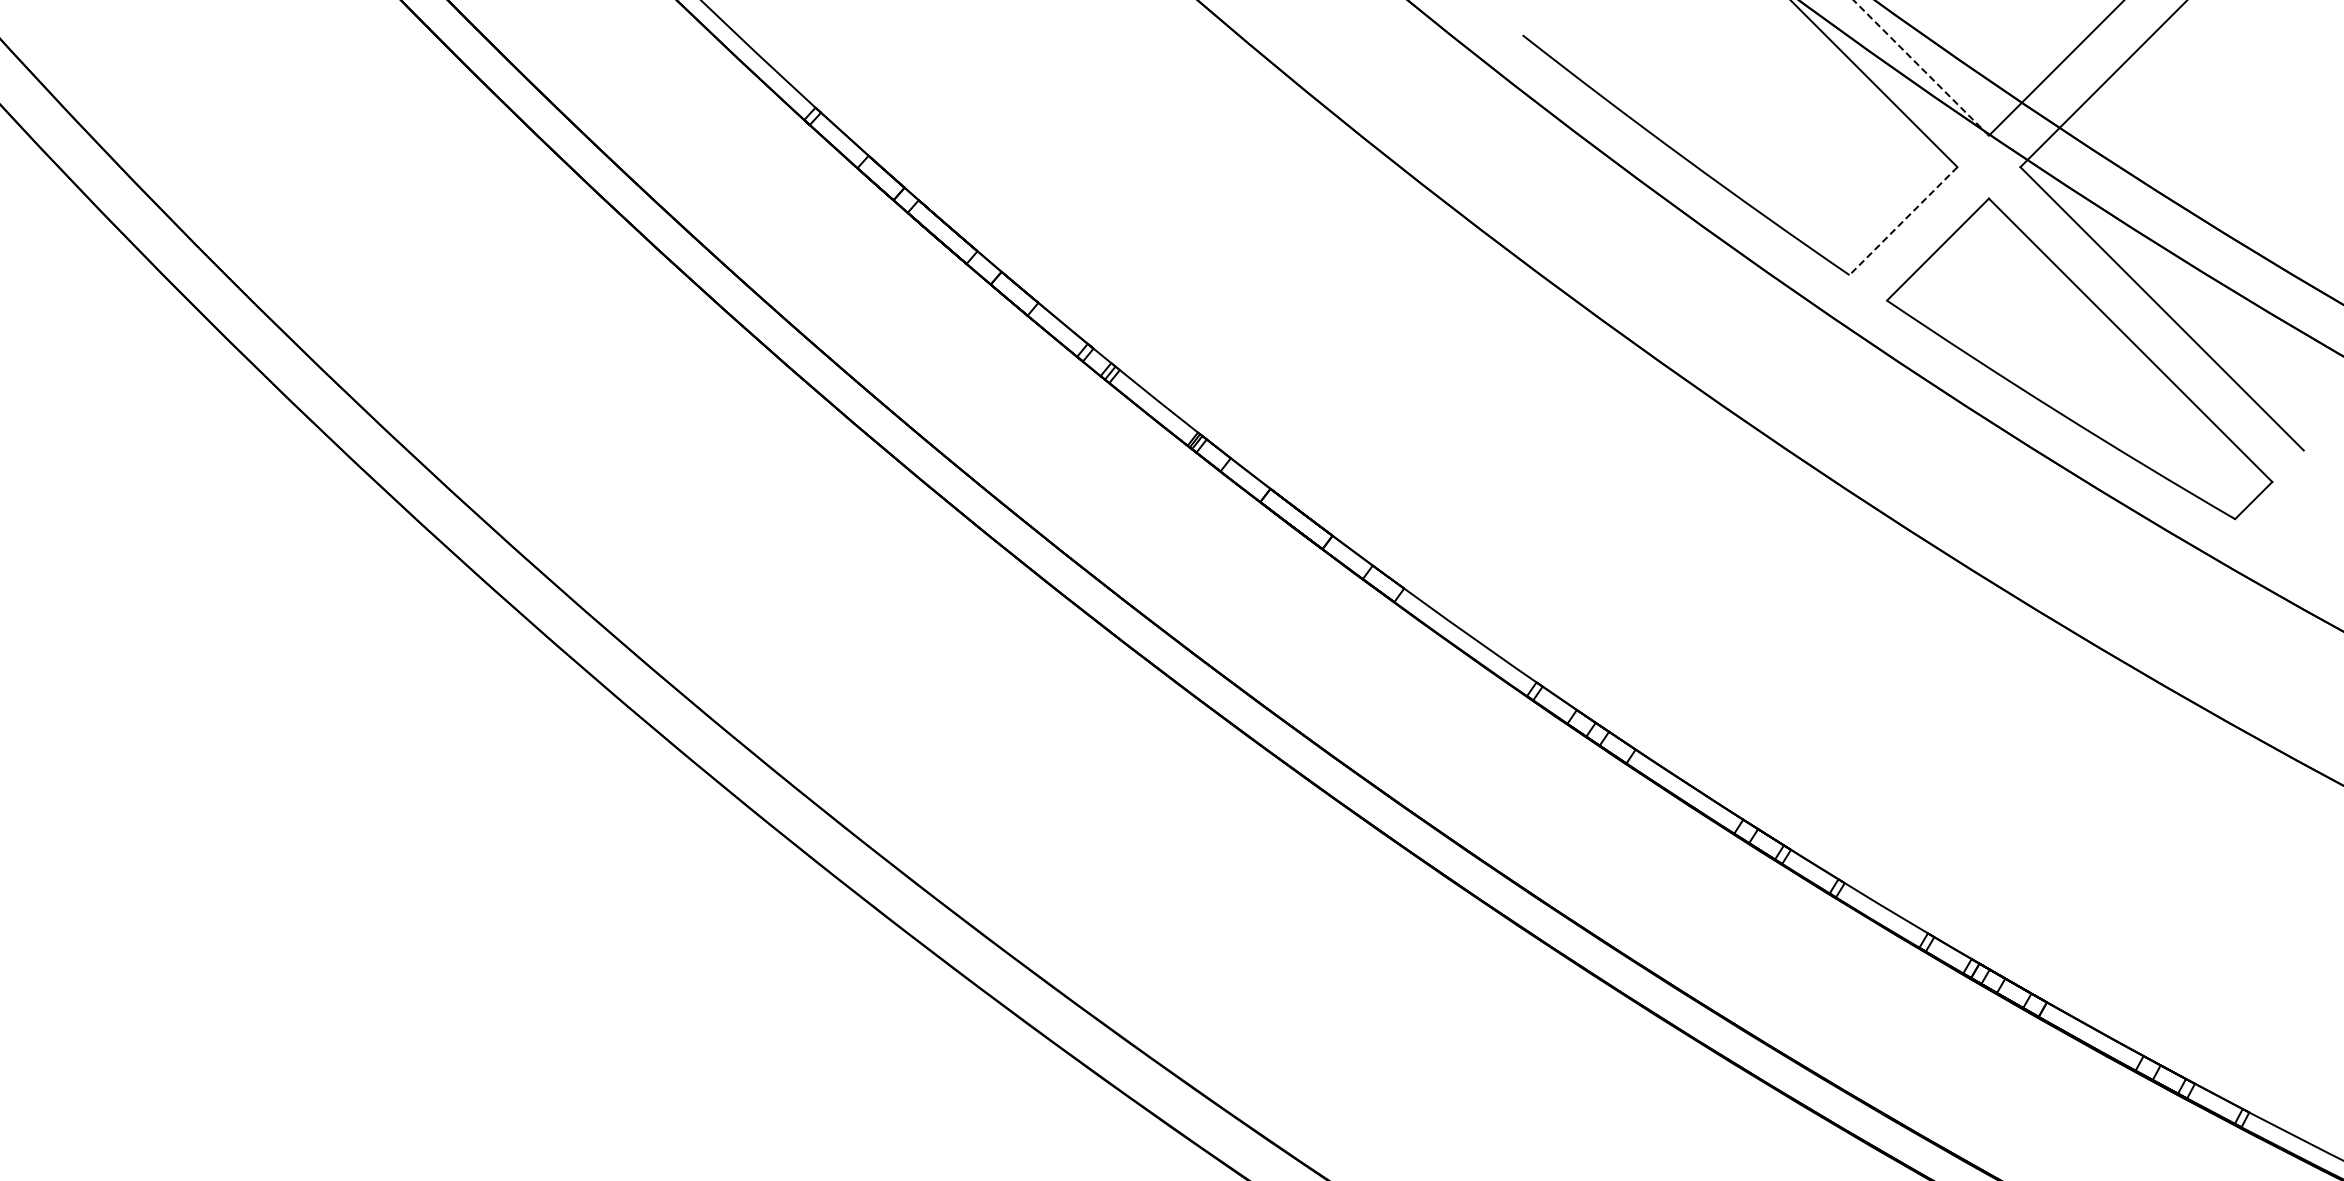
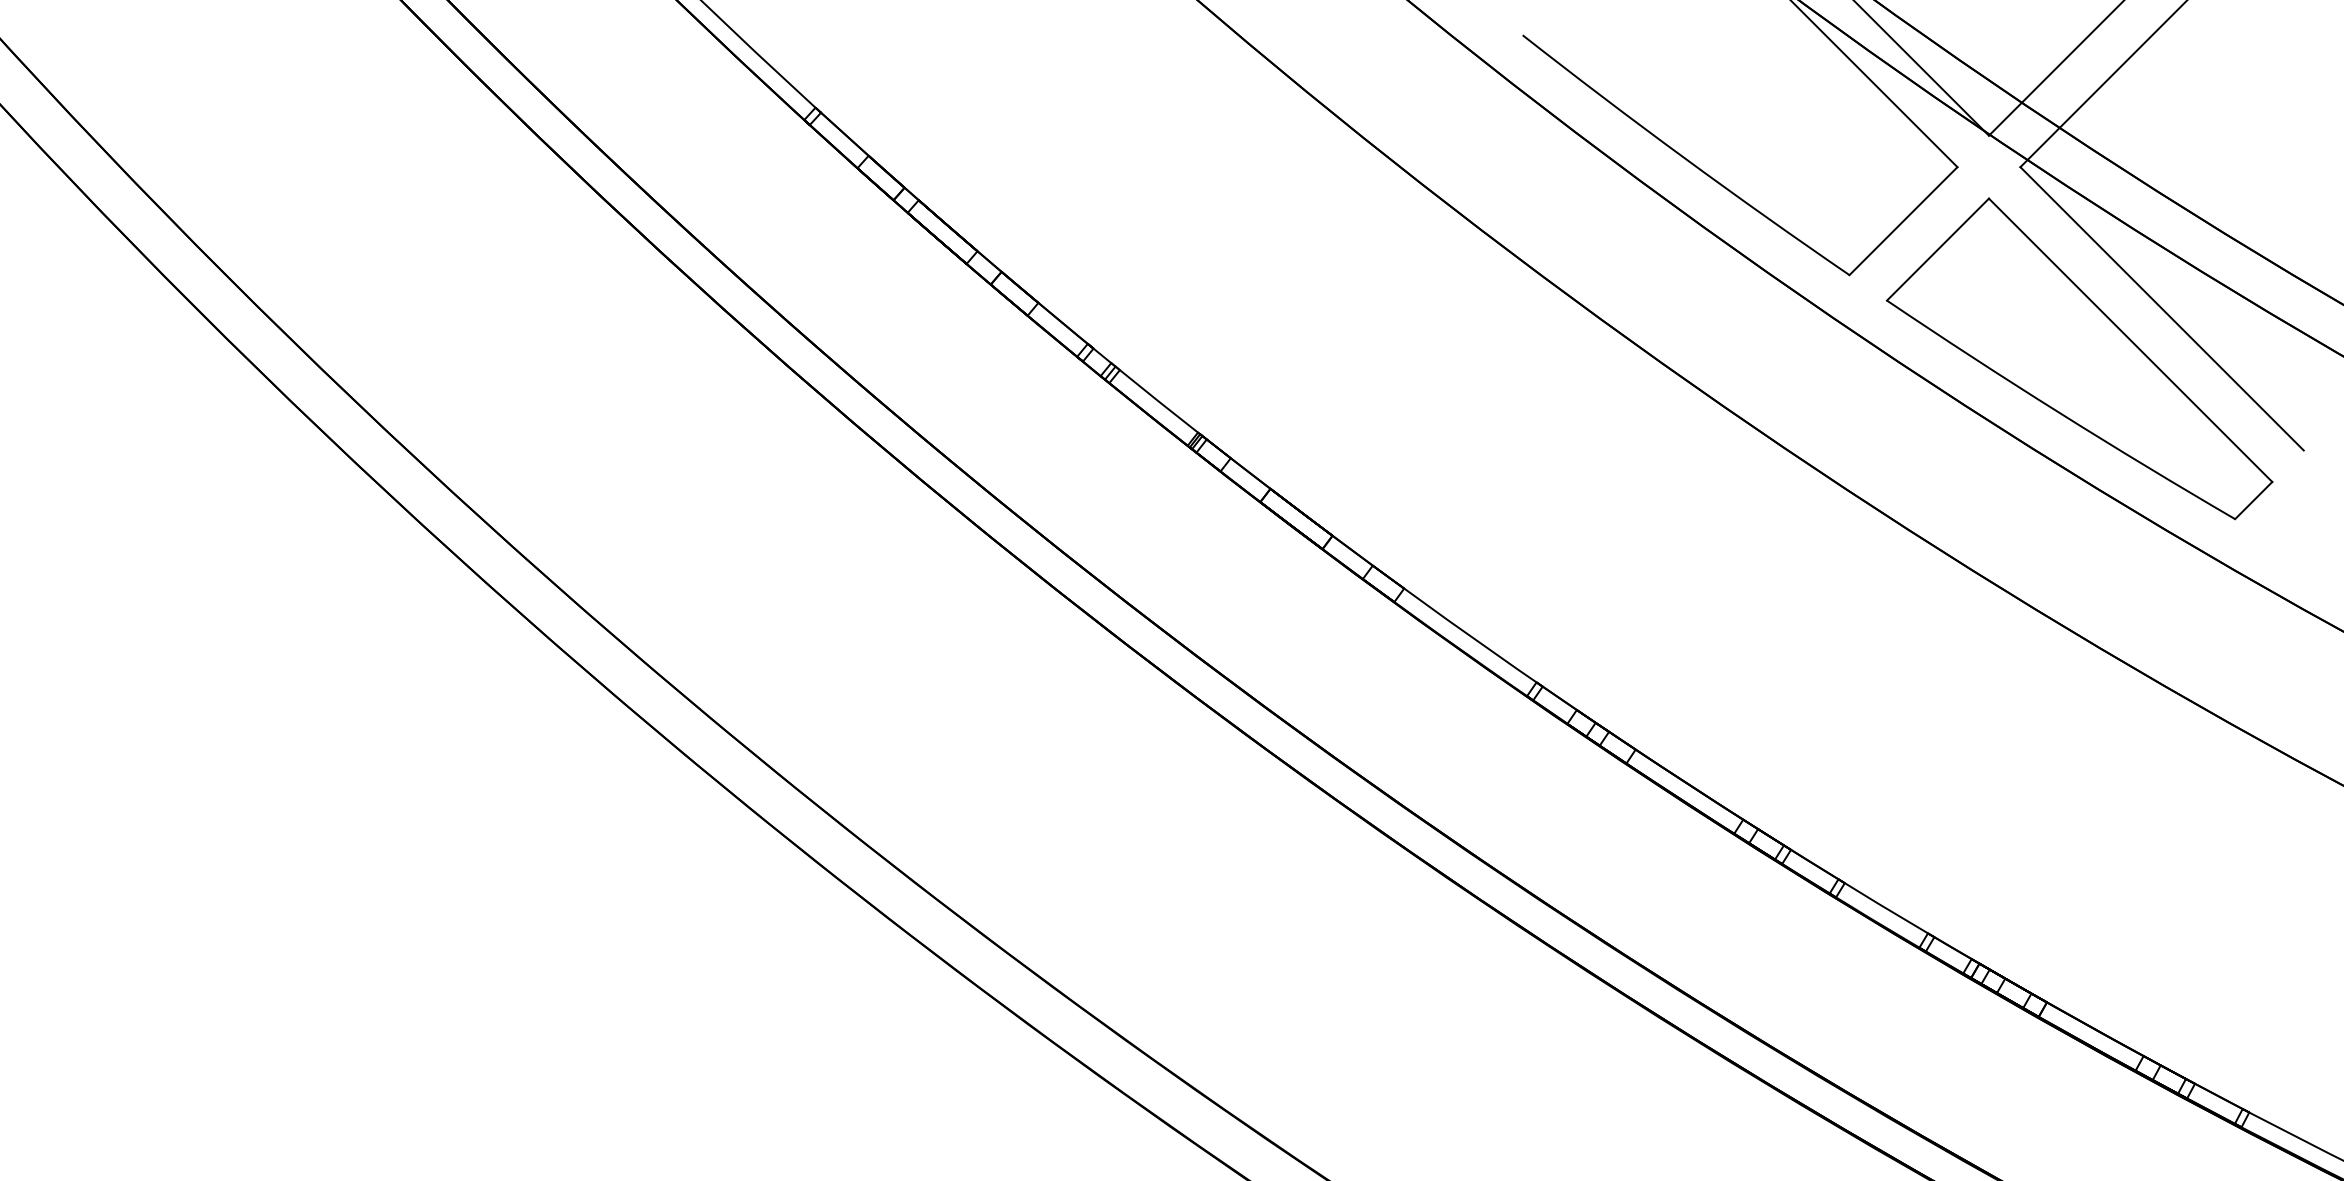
line: dashed -> solid (1921, 67)
line: dashed -> solid (1903, 221)
